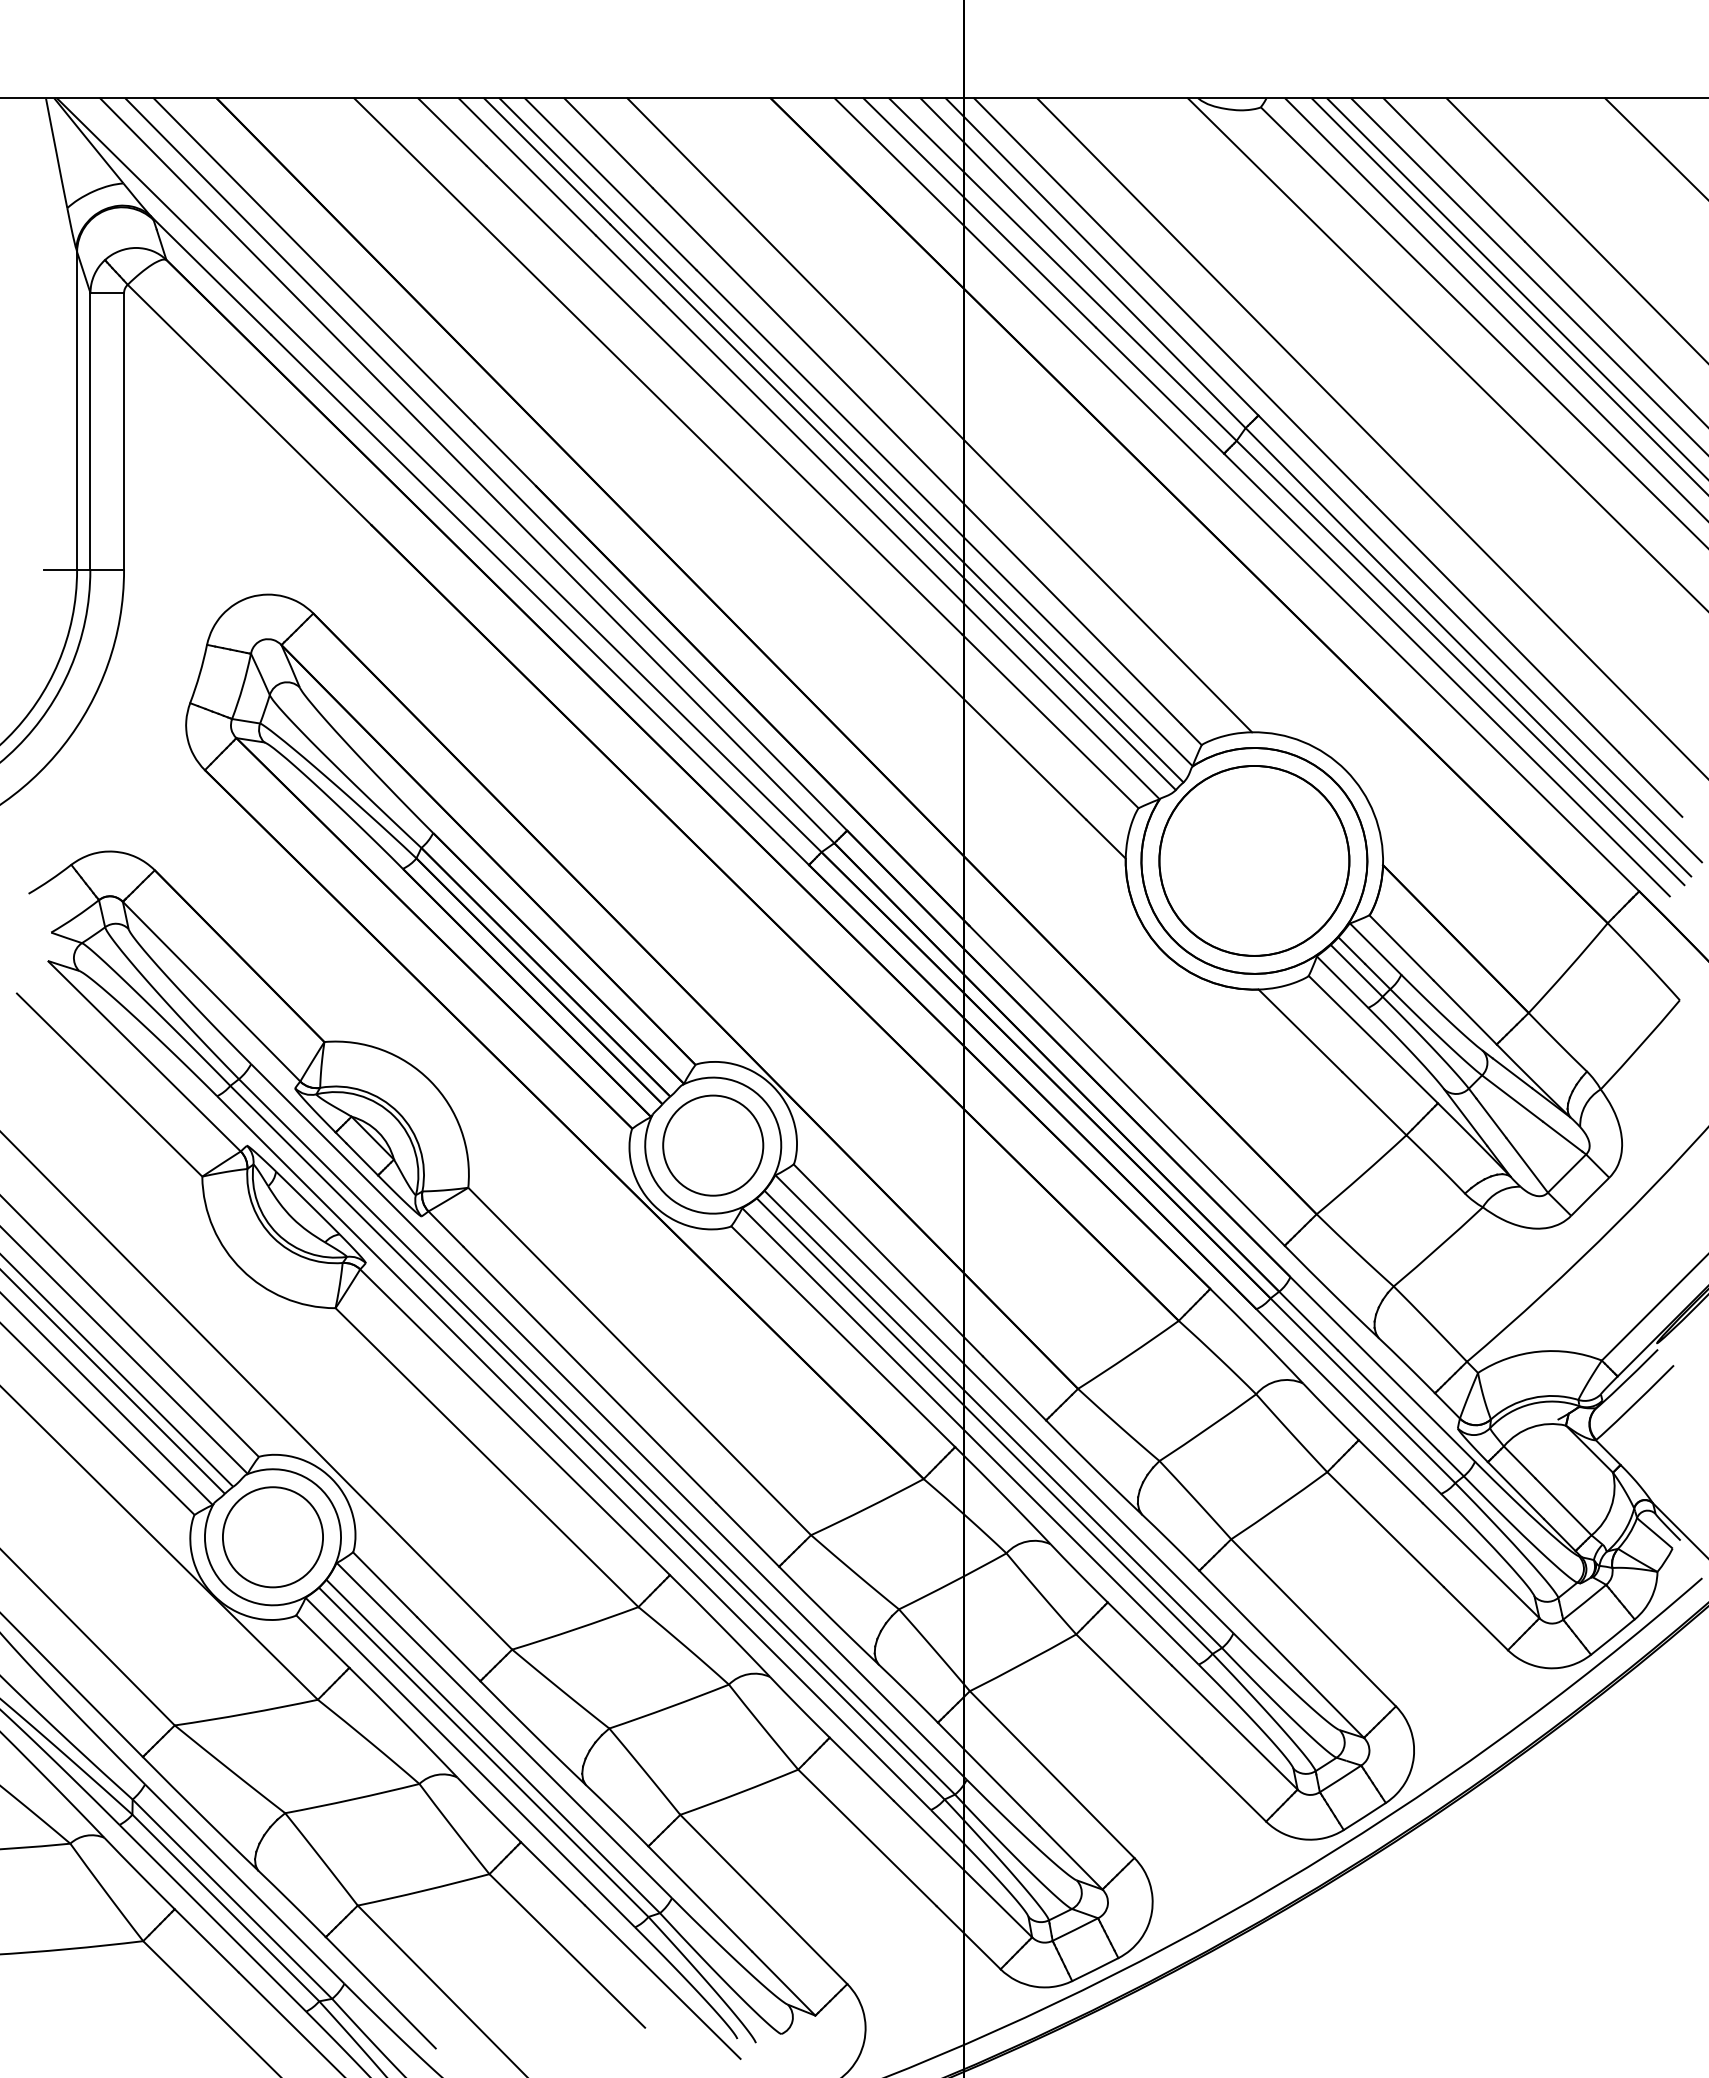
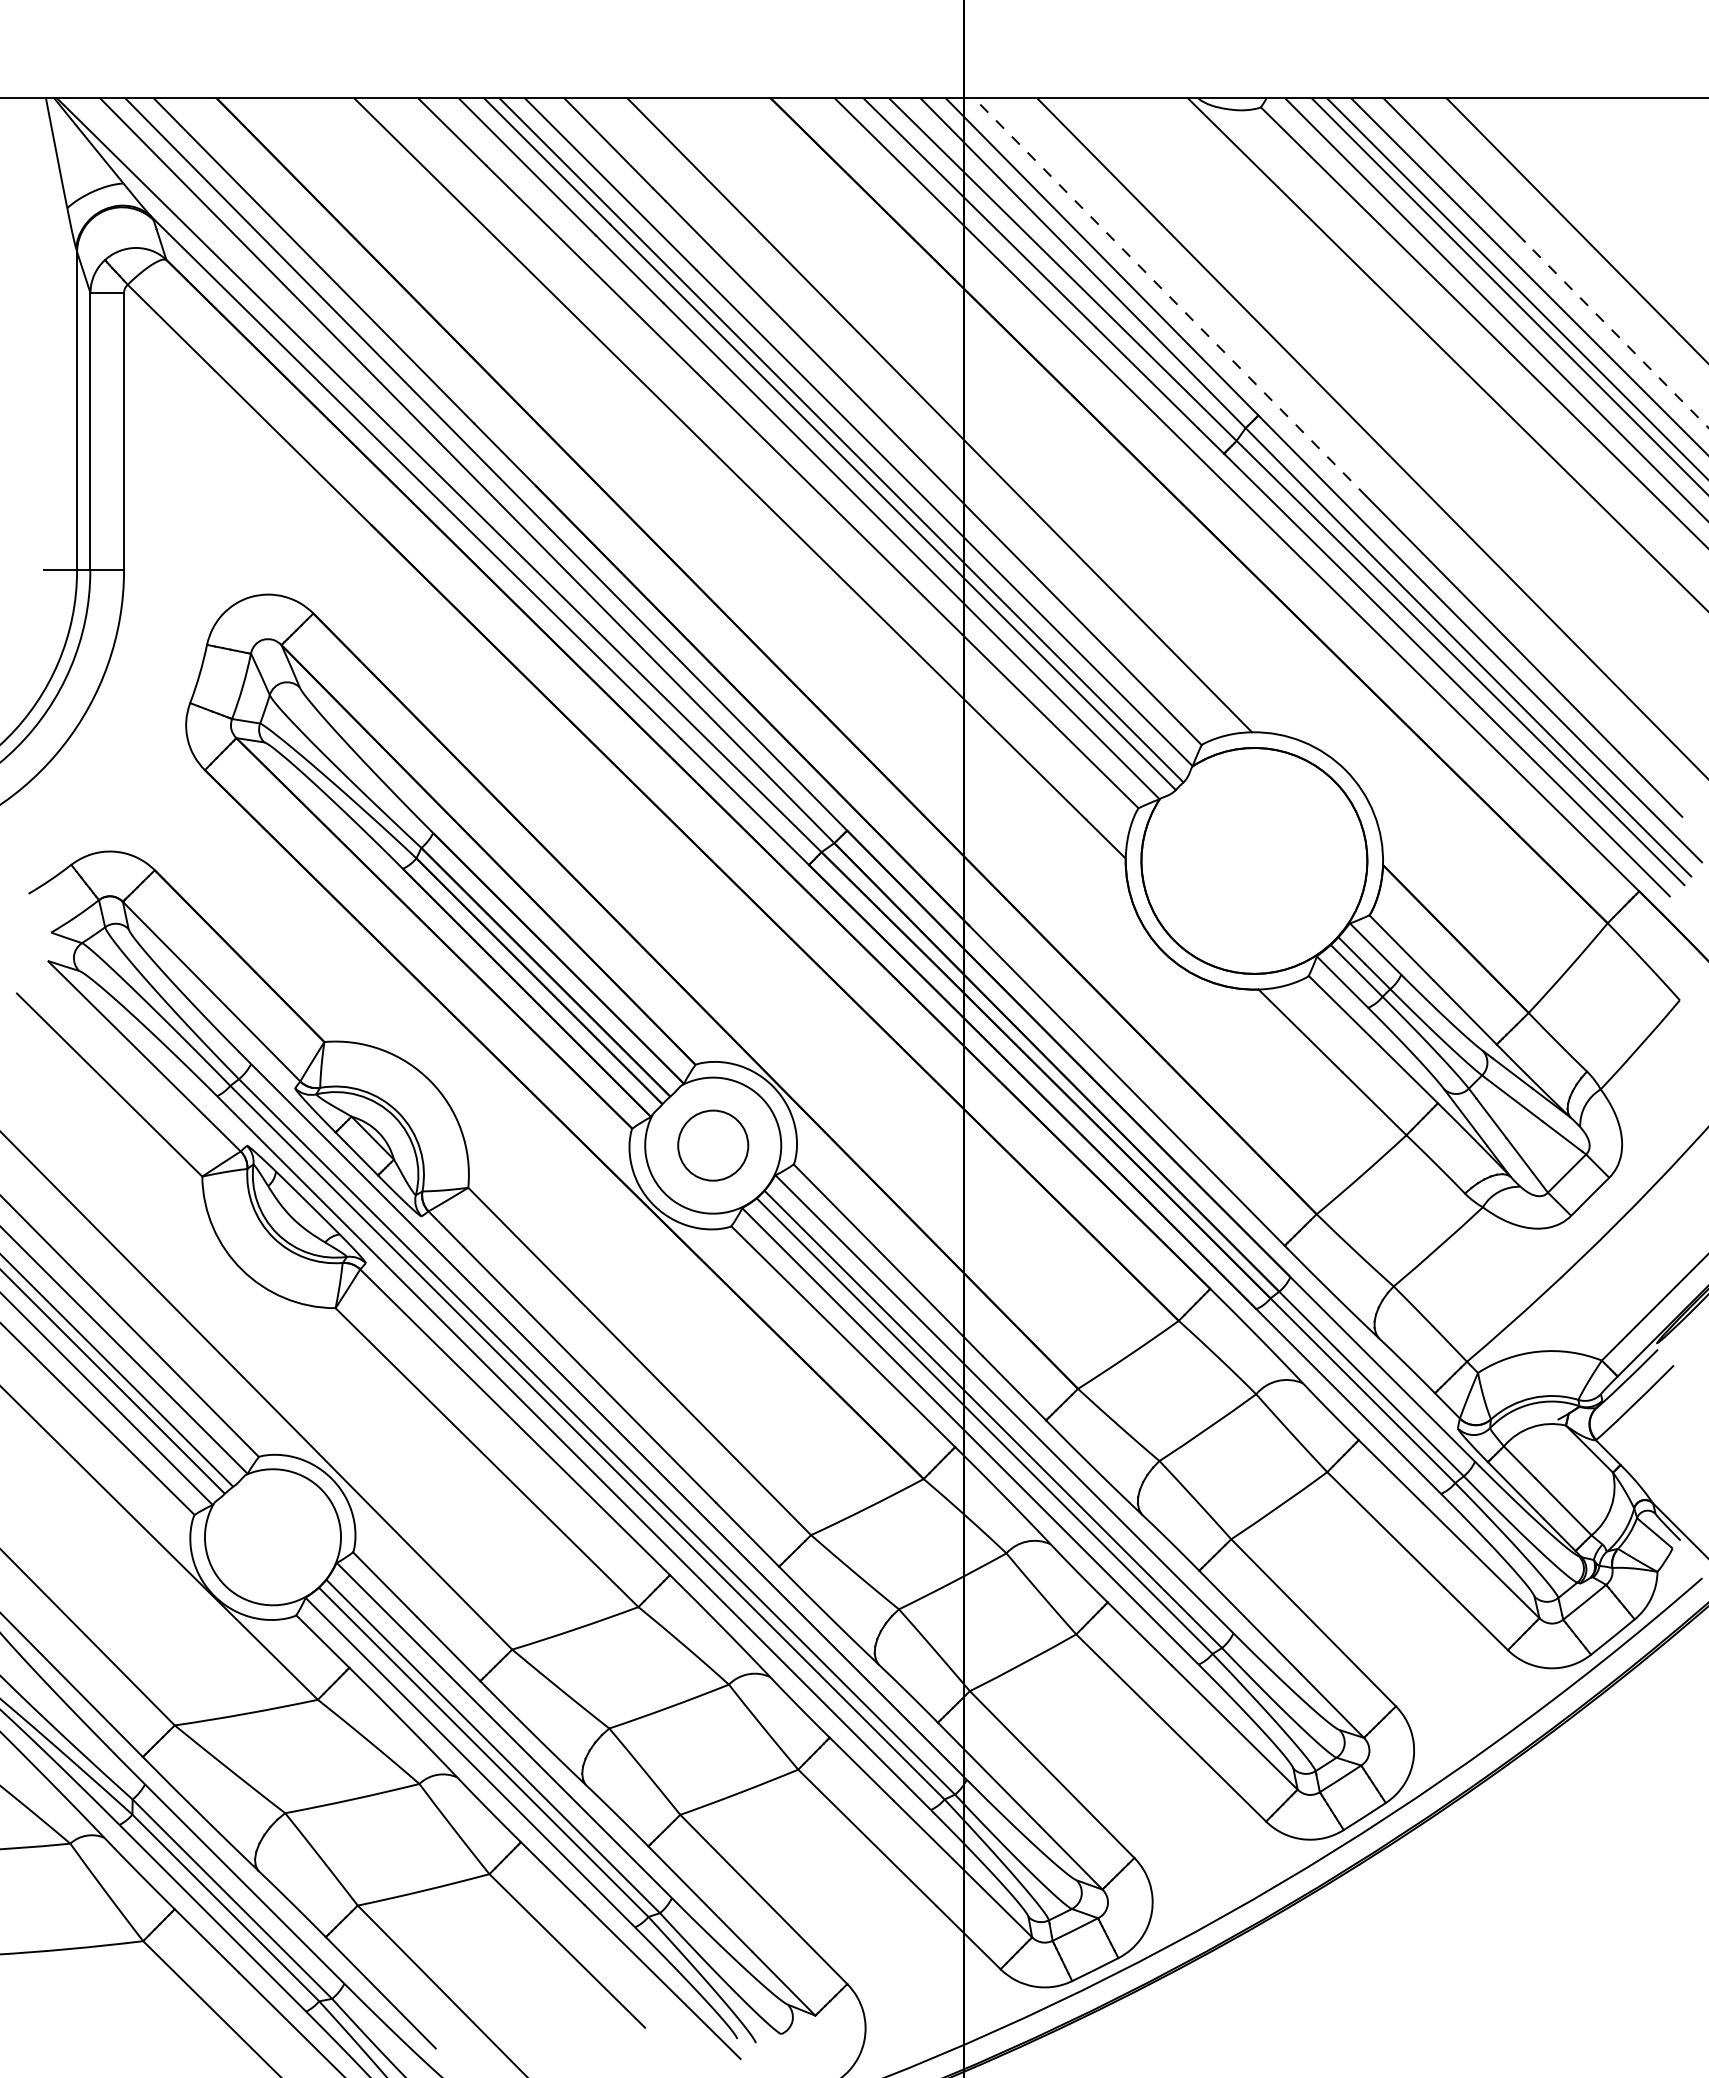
line: present -> none (1655, 147)
line: solid -> dashed (1170, 297)
line: solid -> dashed (1616, 334)
circle: present -> none (1254, 860)
circle diameter: 100 px -> 70 px (713, 1145)
circle: present -> none (272, 1537)
